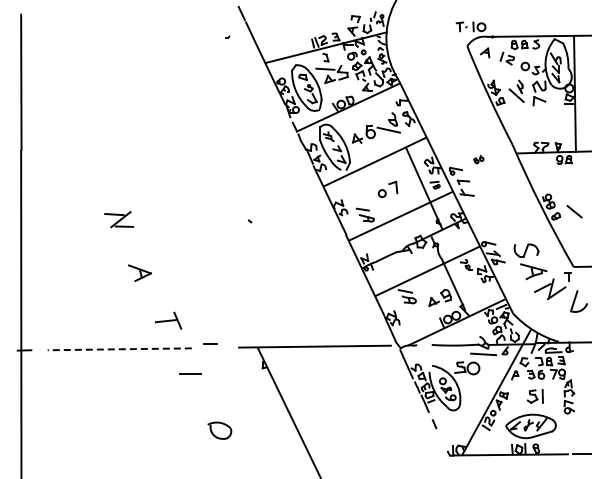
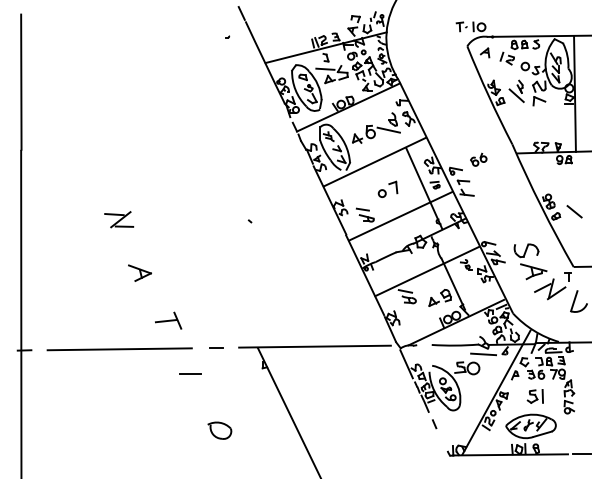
part size: 12x10 px -> 18x15 px (478, 159)
line position: (210, 343) -> (216, 347) (216, 347)
line: dashed -> solid (119, 349)
